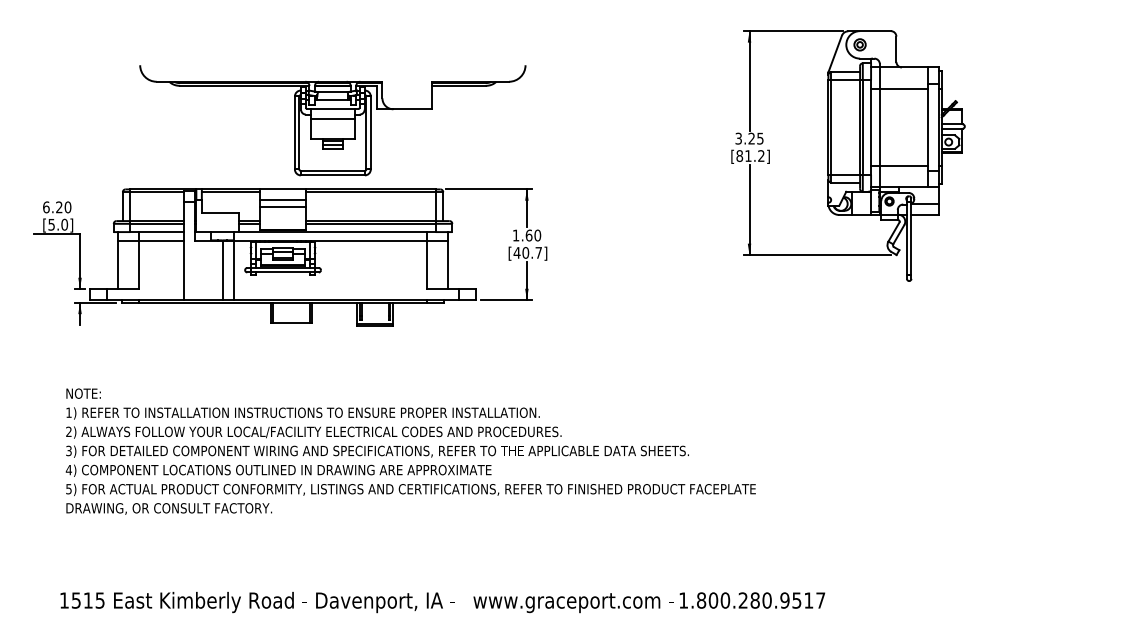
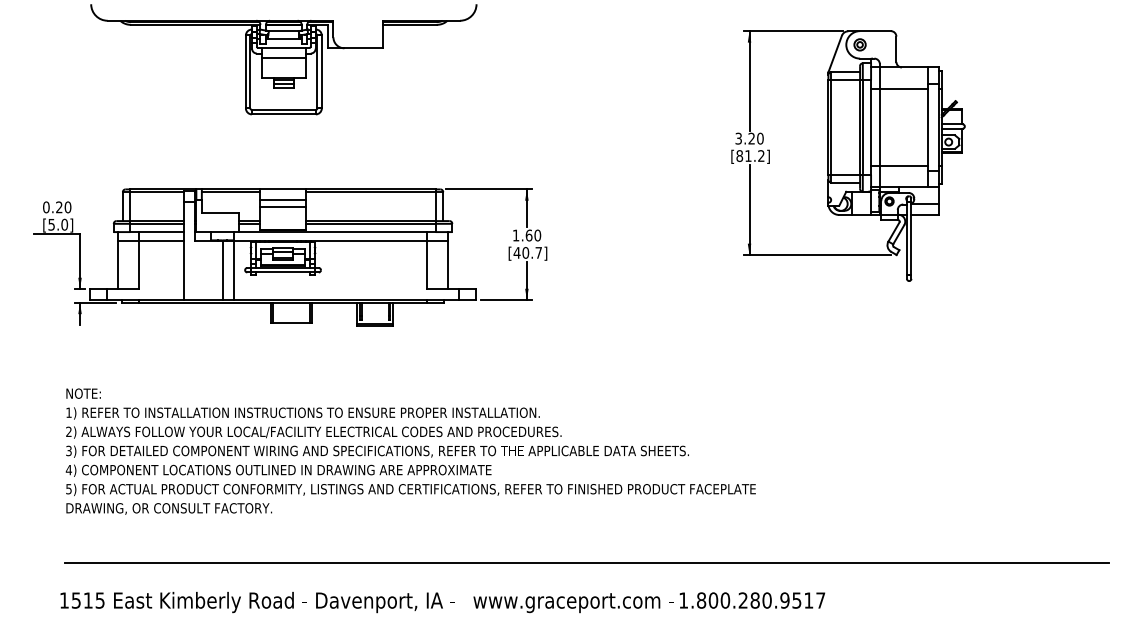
part position: (332, 120) -> (283, 59) (283, 59)
text: 3.25 -> 3.20 (760, 138)
text: 6.20 -> 0.20 (46, 207)
line: none -> present (586, 562)
